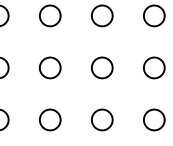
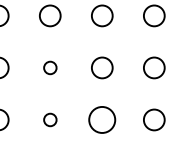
circle size: 23x24 px -> 15x16 px (50, 67)
circle size: 23x24 px -> 15x16 px (50, 119)
circle size: 23x24 px -> 29x28 px (102, 119)
